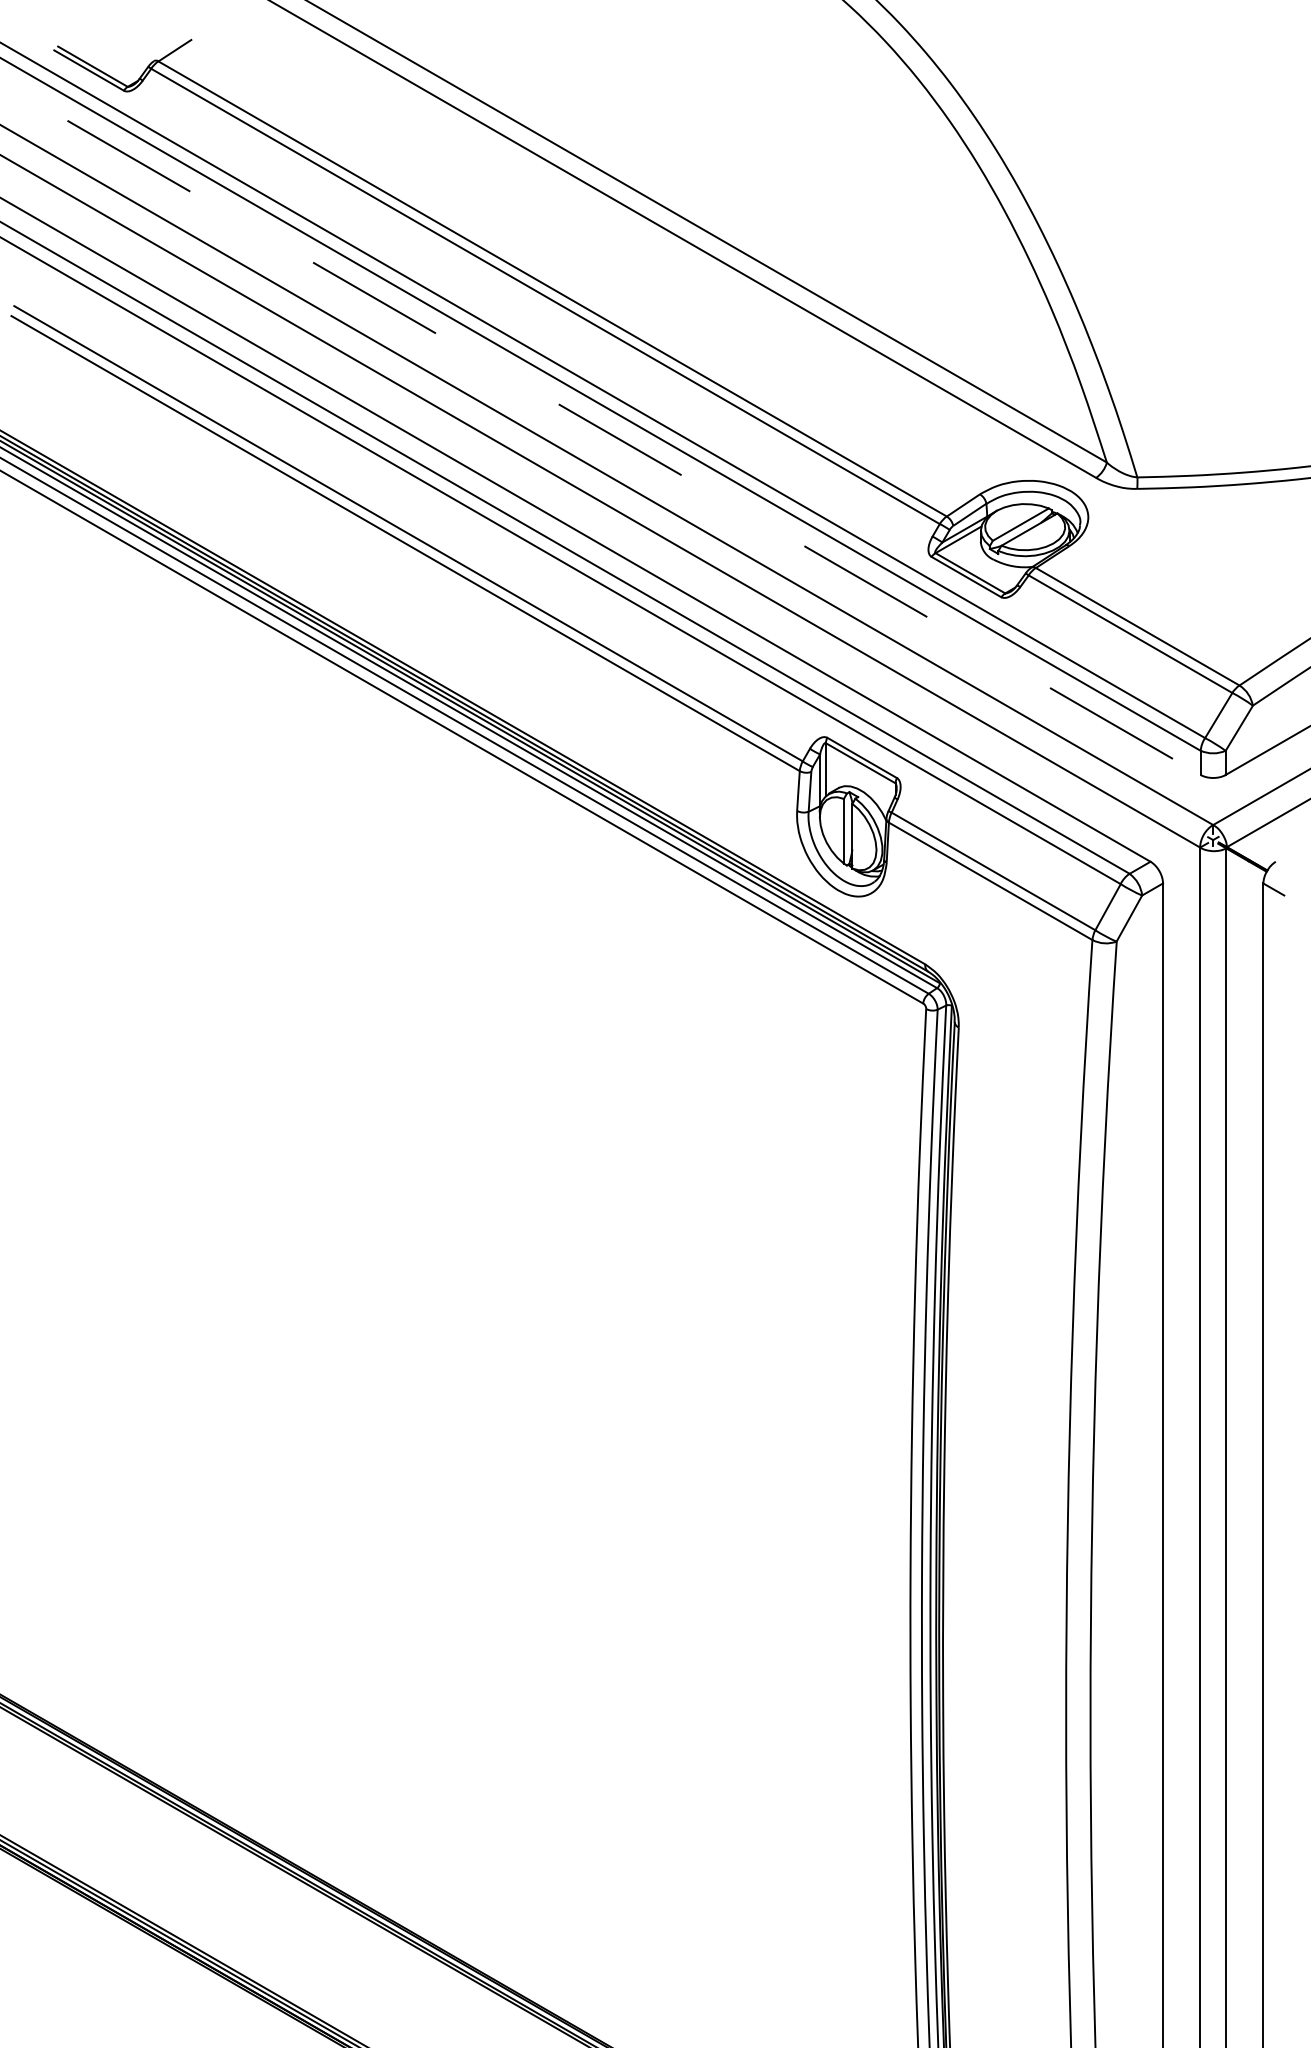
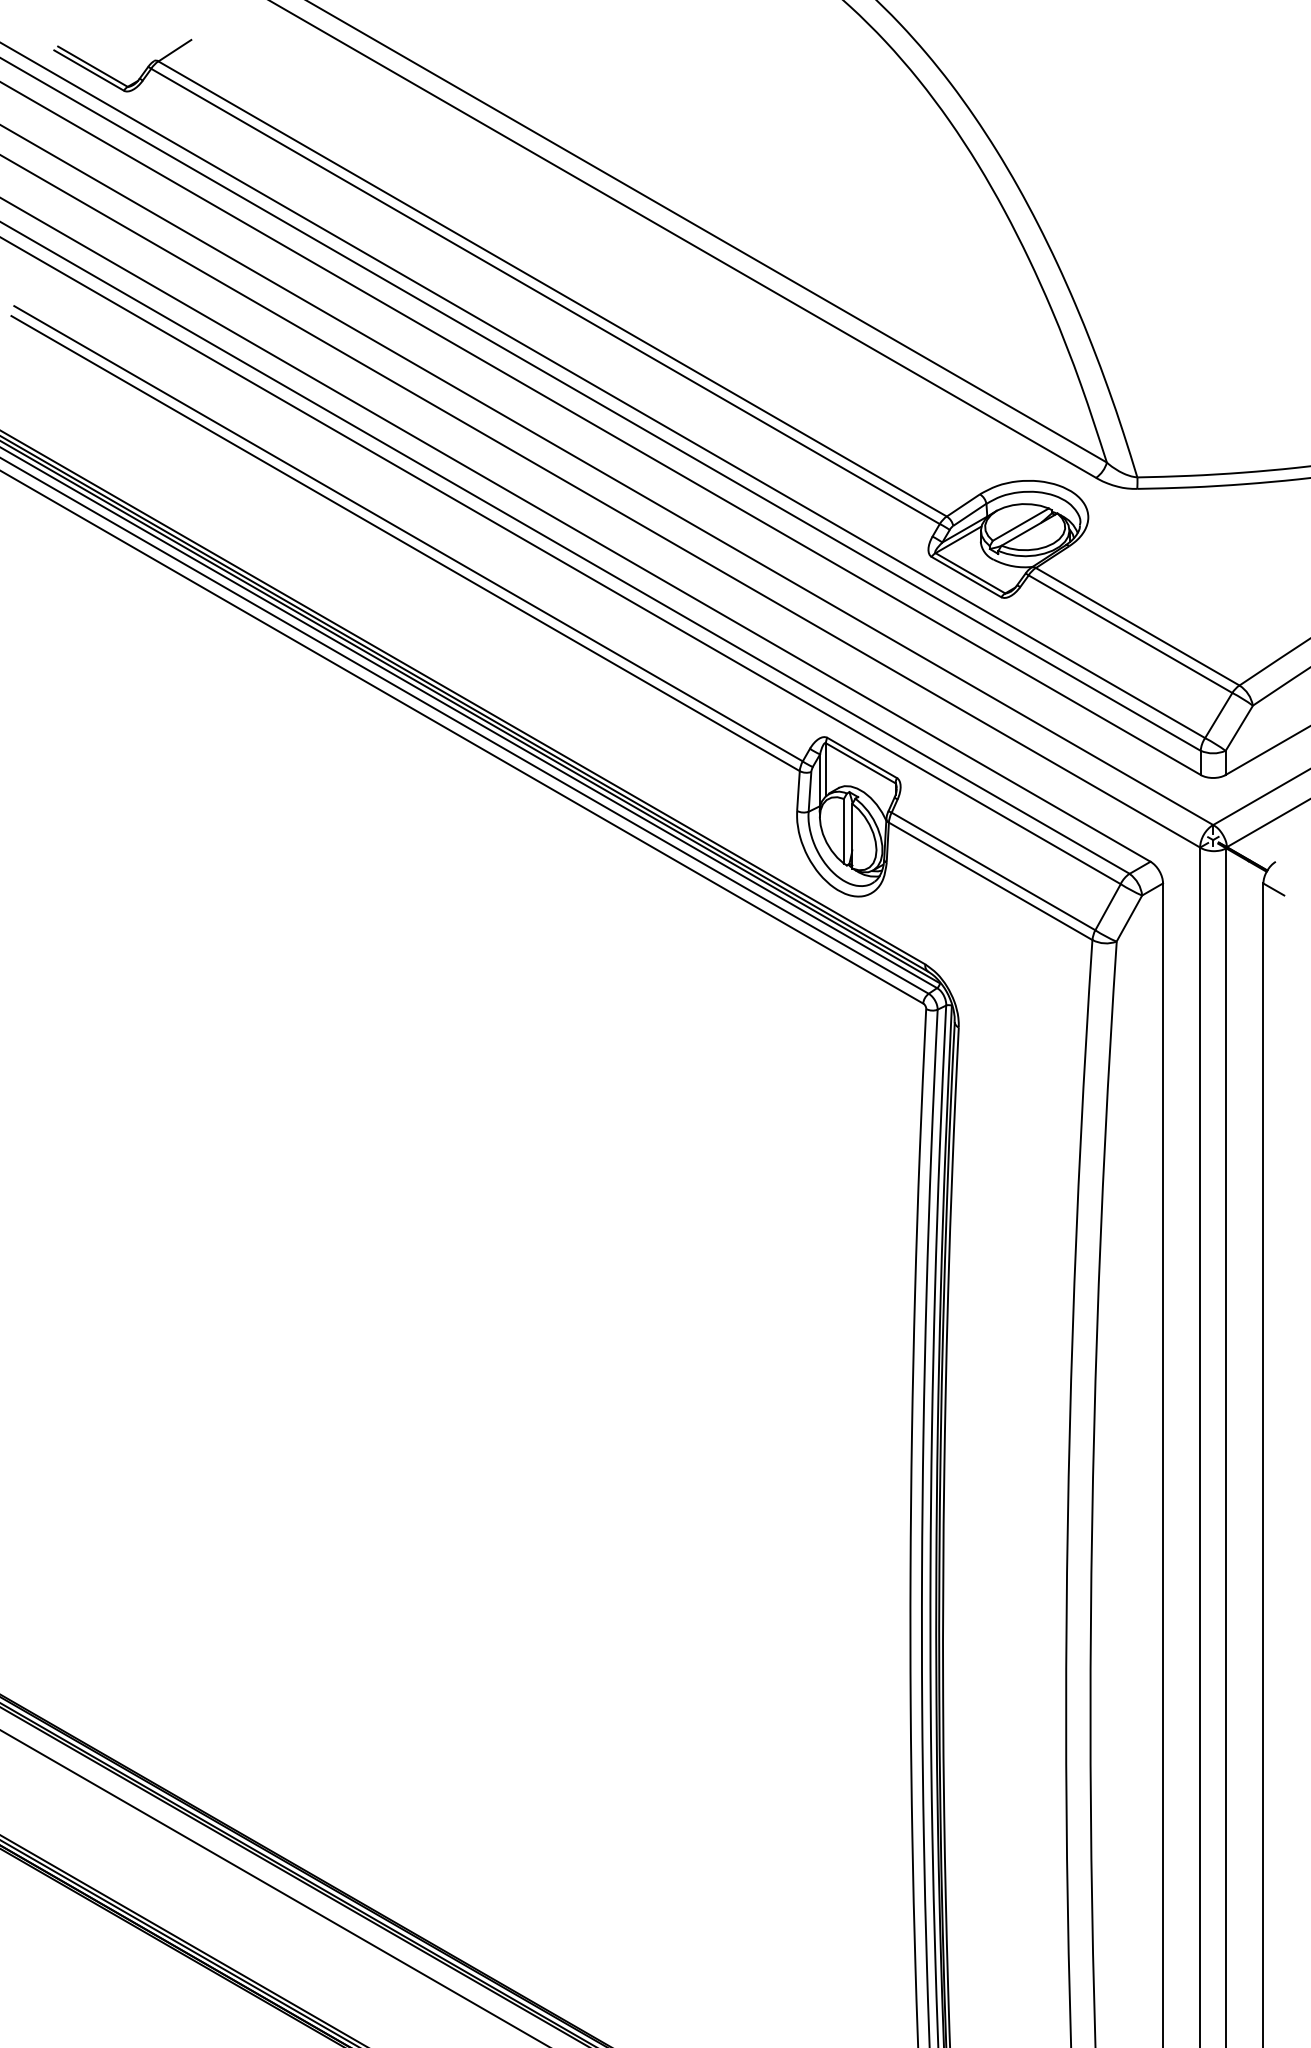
line: dashed -> solid (600, 428)
line: none -> present (273, 1887)
